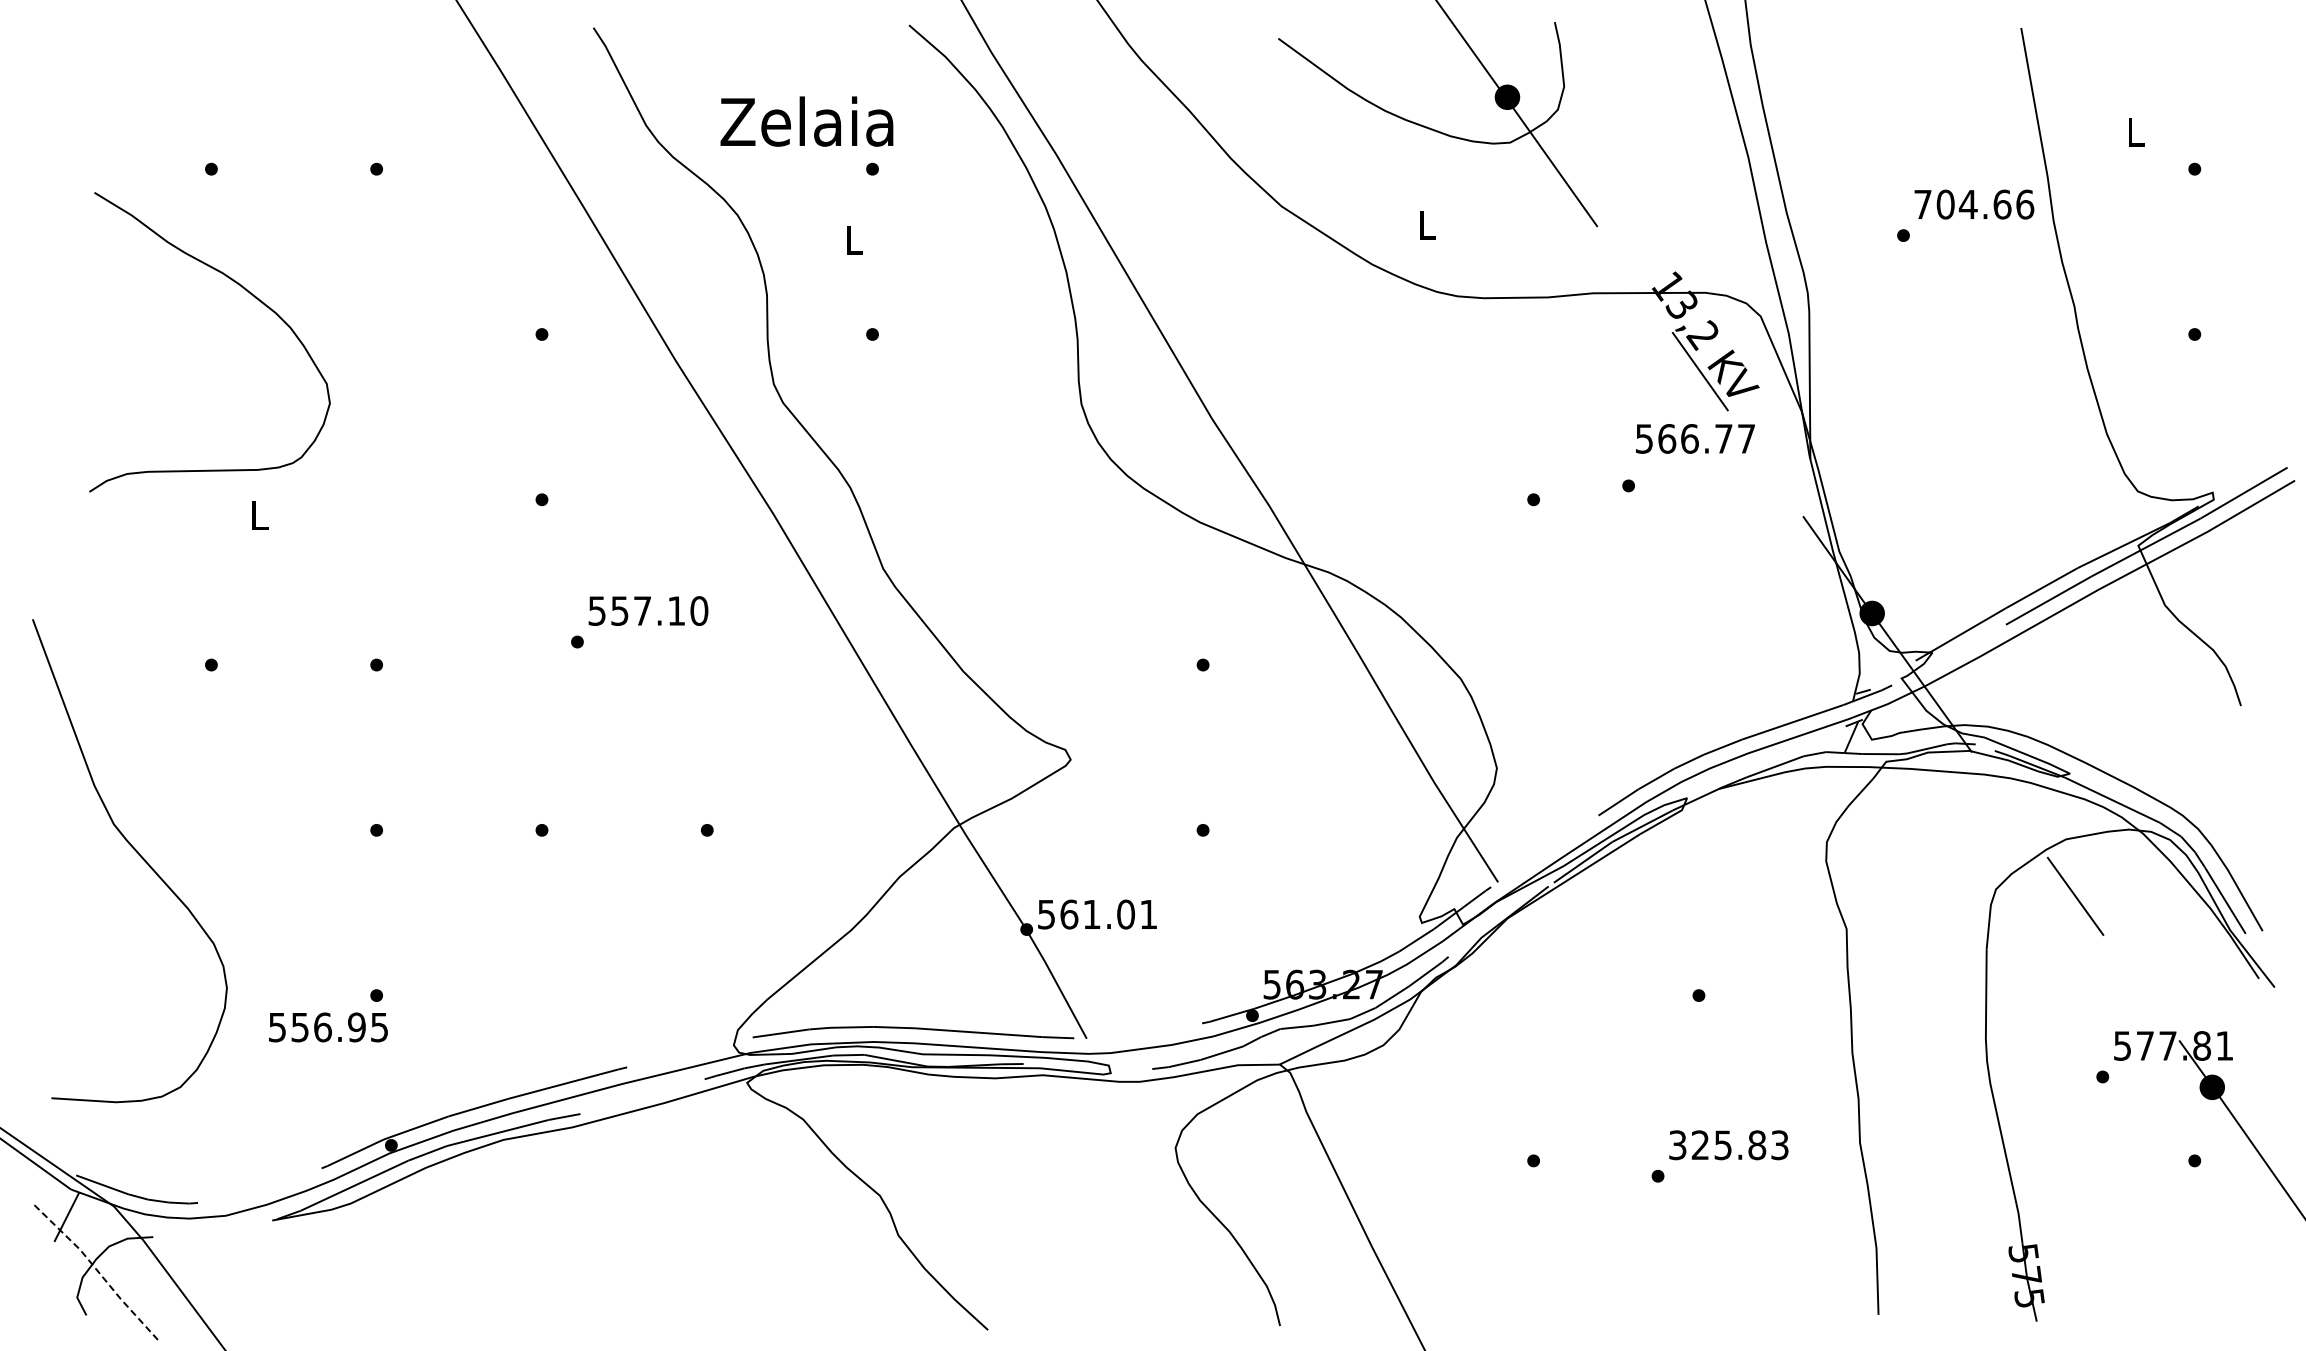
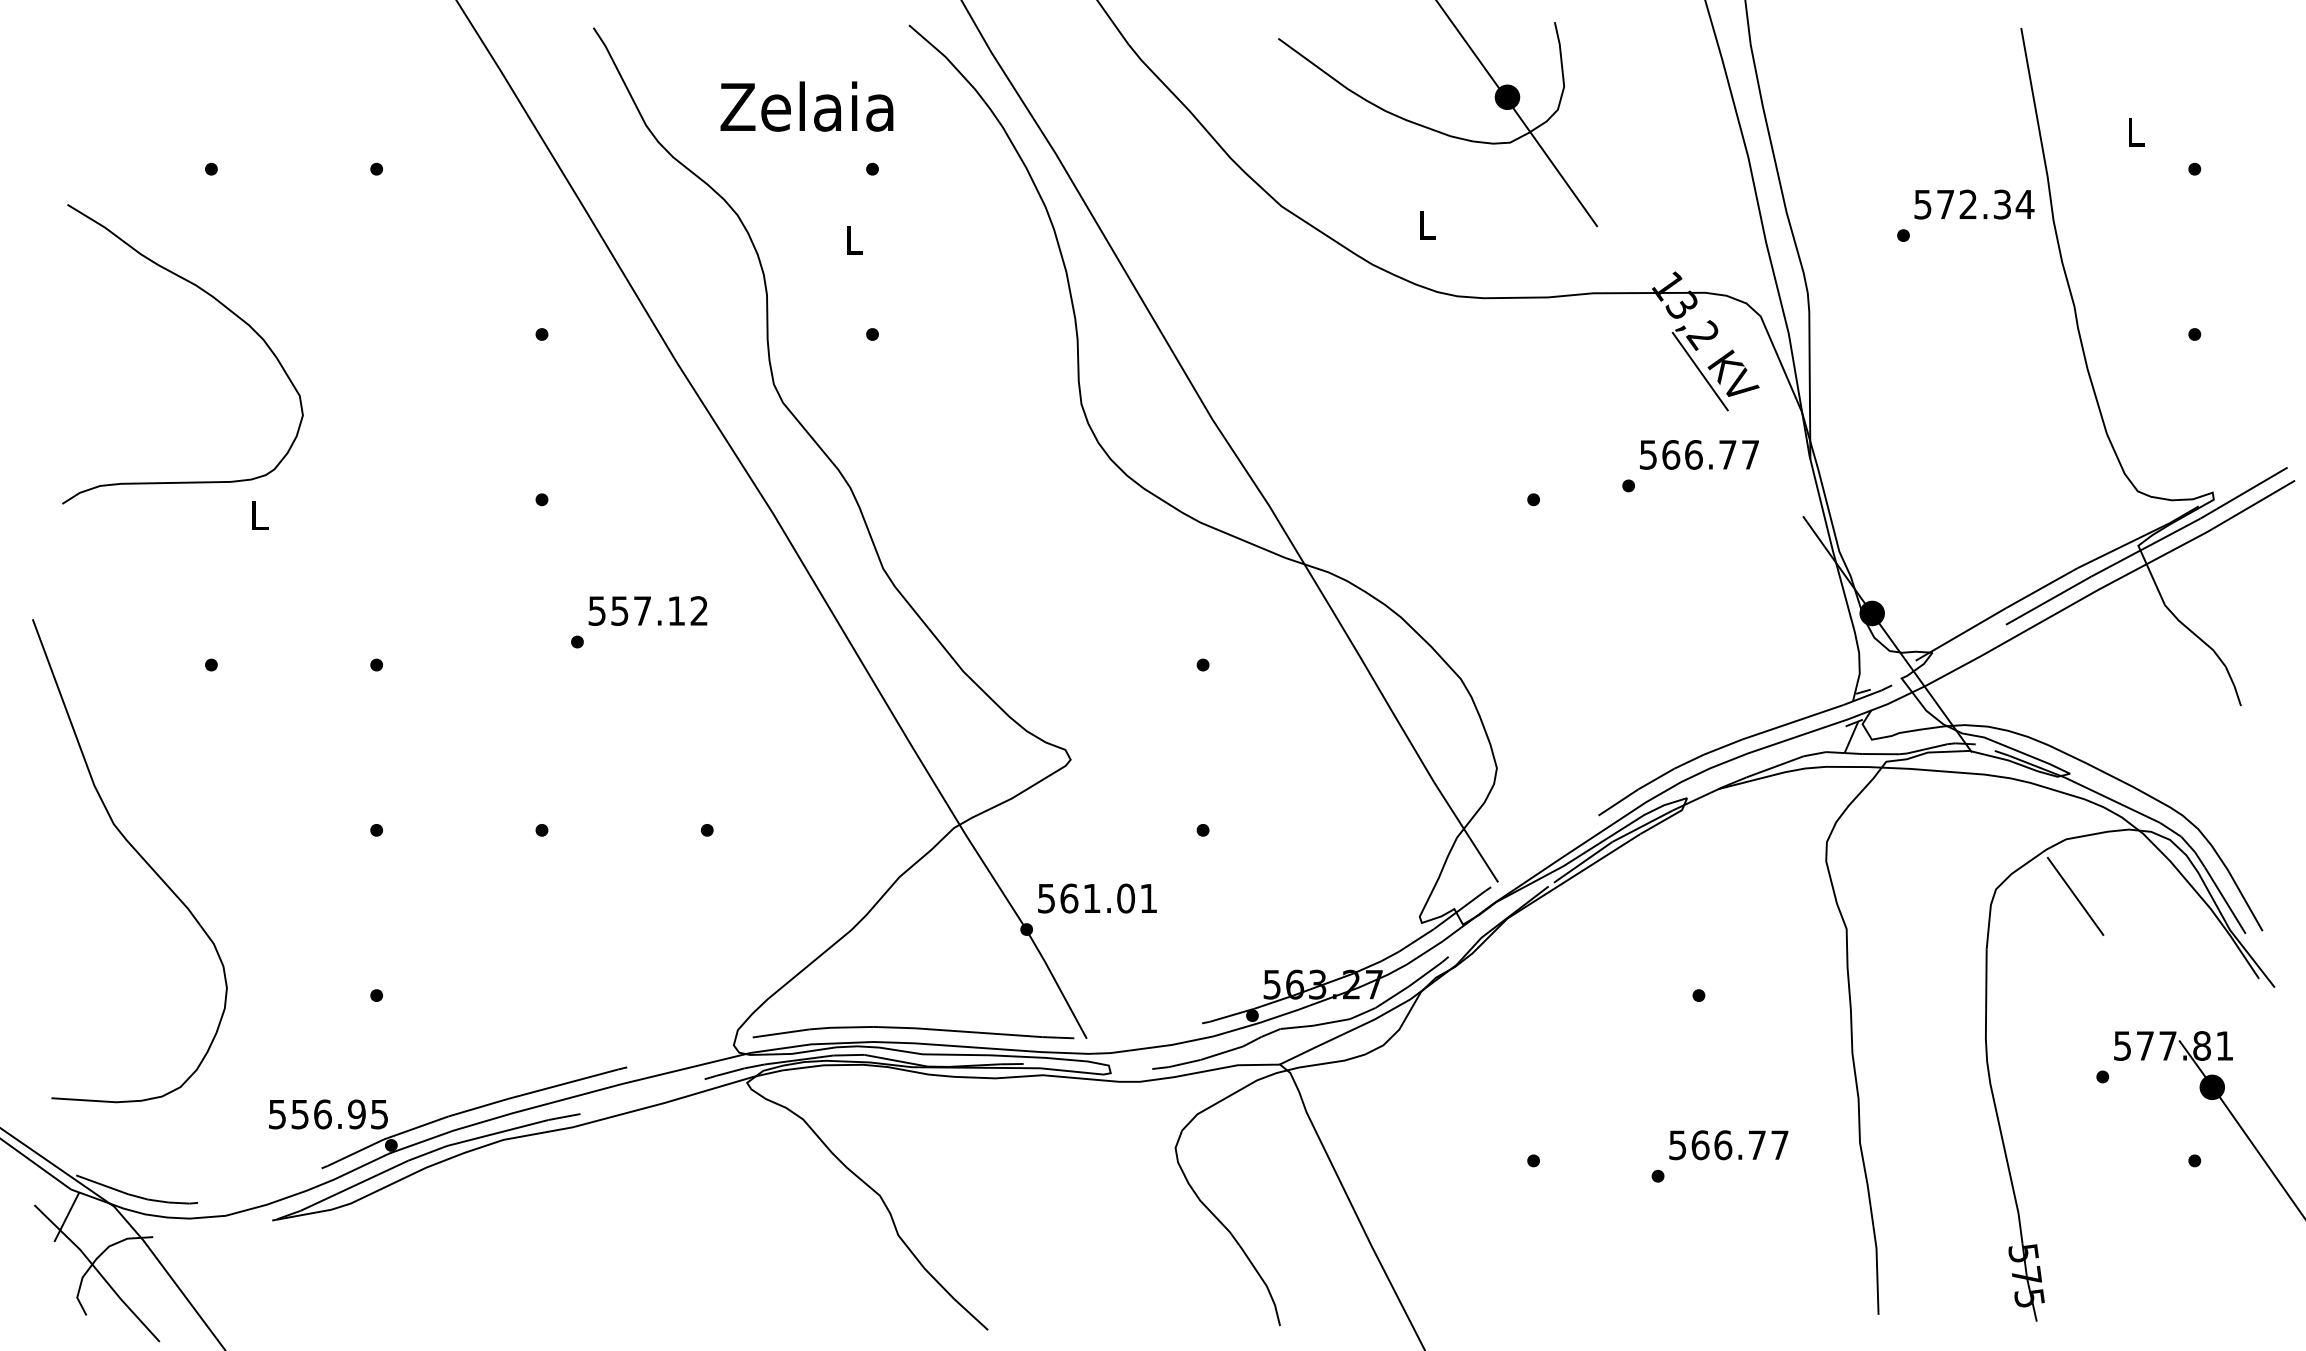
text position: (806, 121) -> (806, 106) (806, 106)
text: 704.66 -> 572.34 (1974, 204)
curve position: (246, 291) -> (219, 303) (219, 303)
text position: (1695, 438) -> (1699, 454) (1699, 454)
text: 557.10 -> 557.12 (699, 610)
text position: (1097, 914) -> (1097, 898) (1097, 898)
text position: (328, 1027) -> (328, 1114) (328, 1114)
text: 325.83 -> 566.77 (1729, 1145)
line: dashed -> solid (98, 1272)
